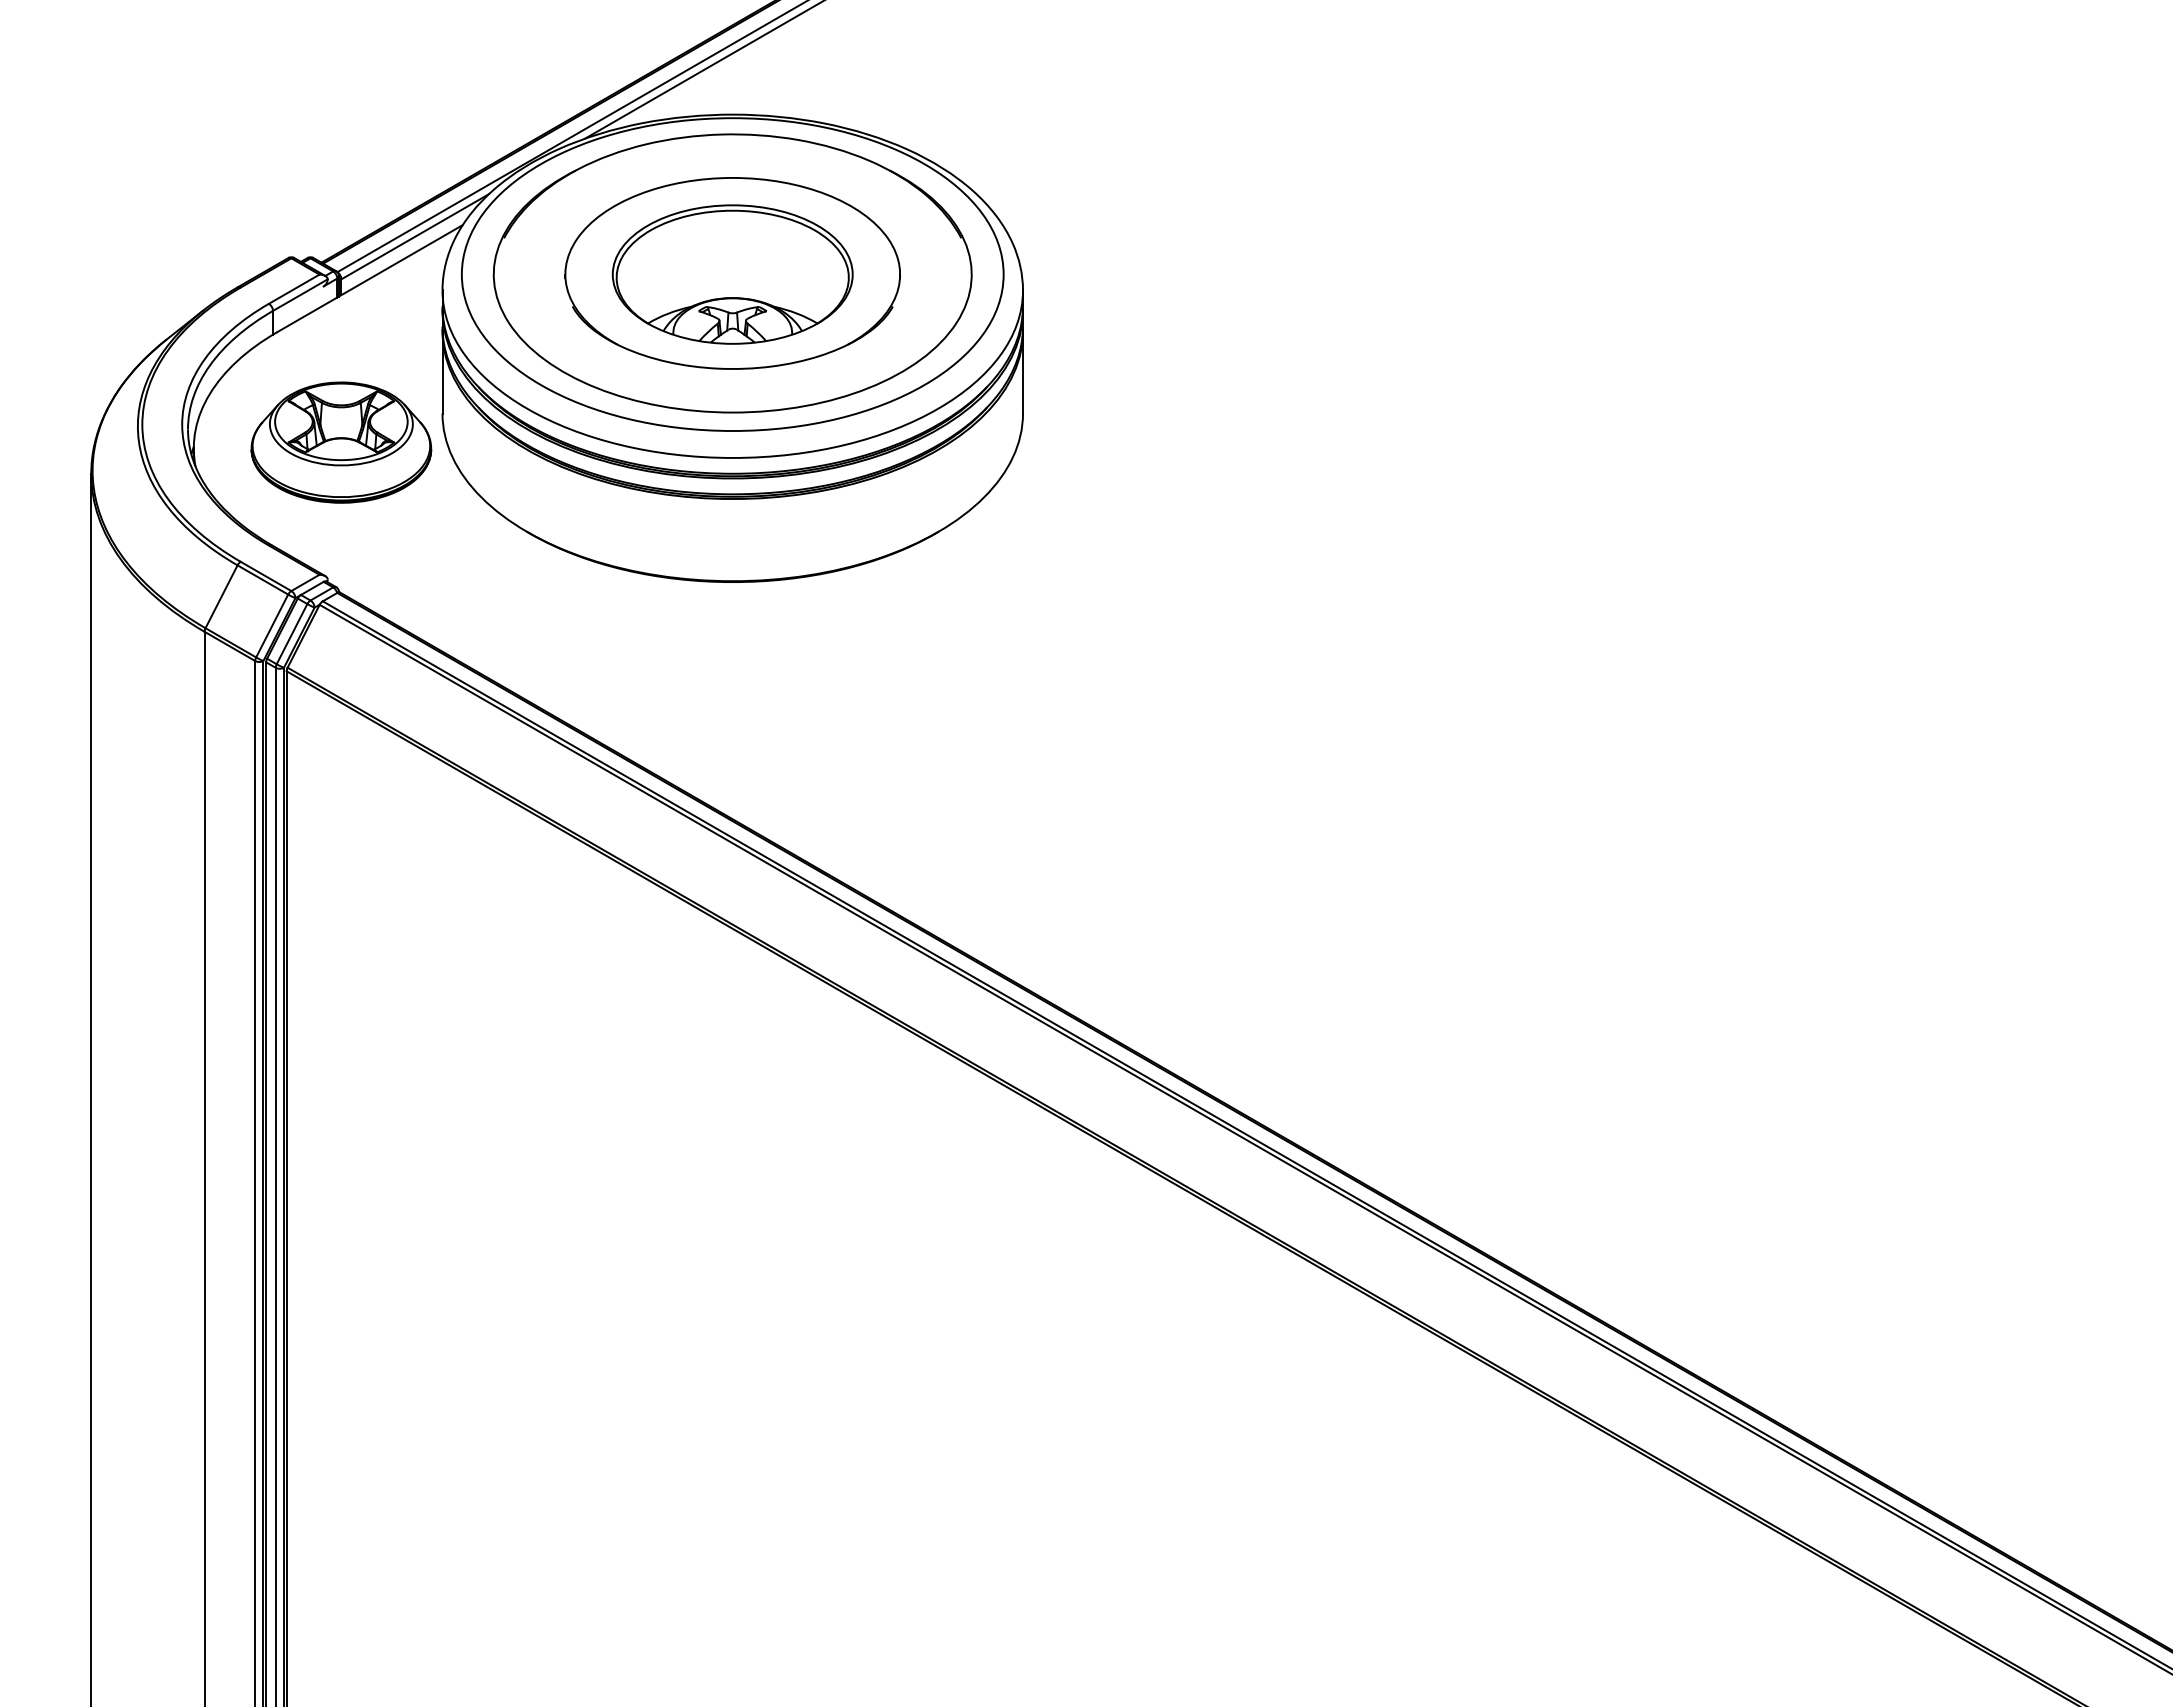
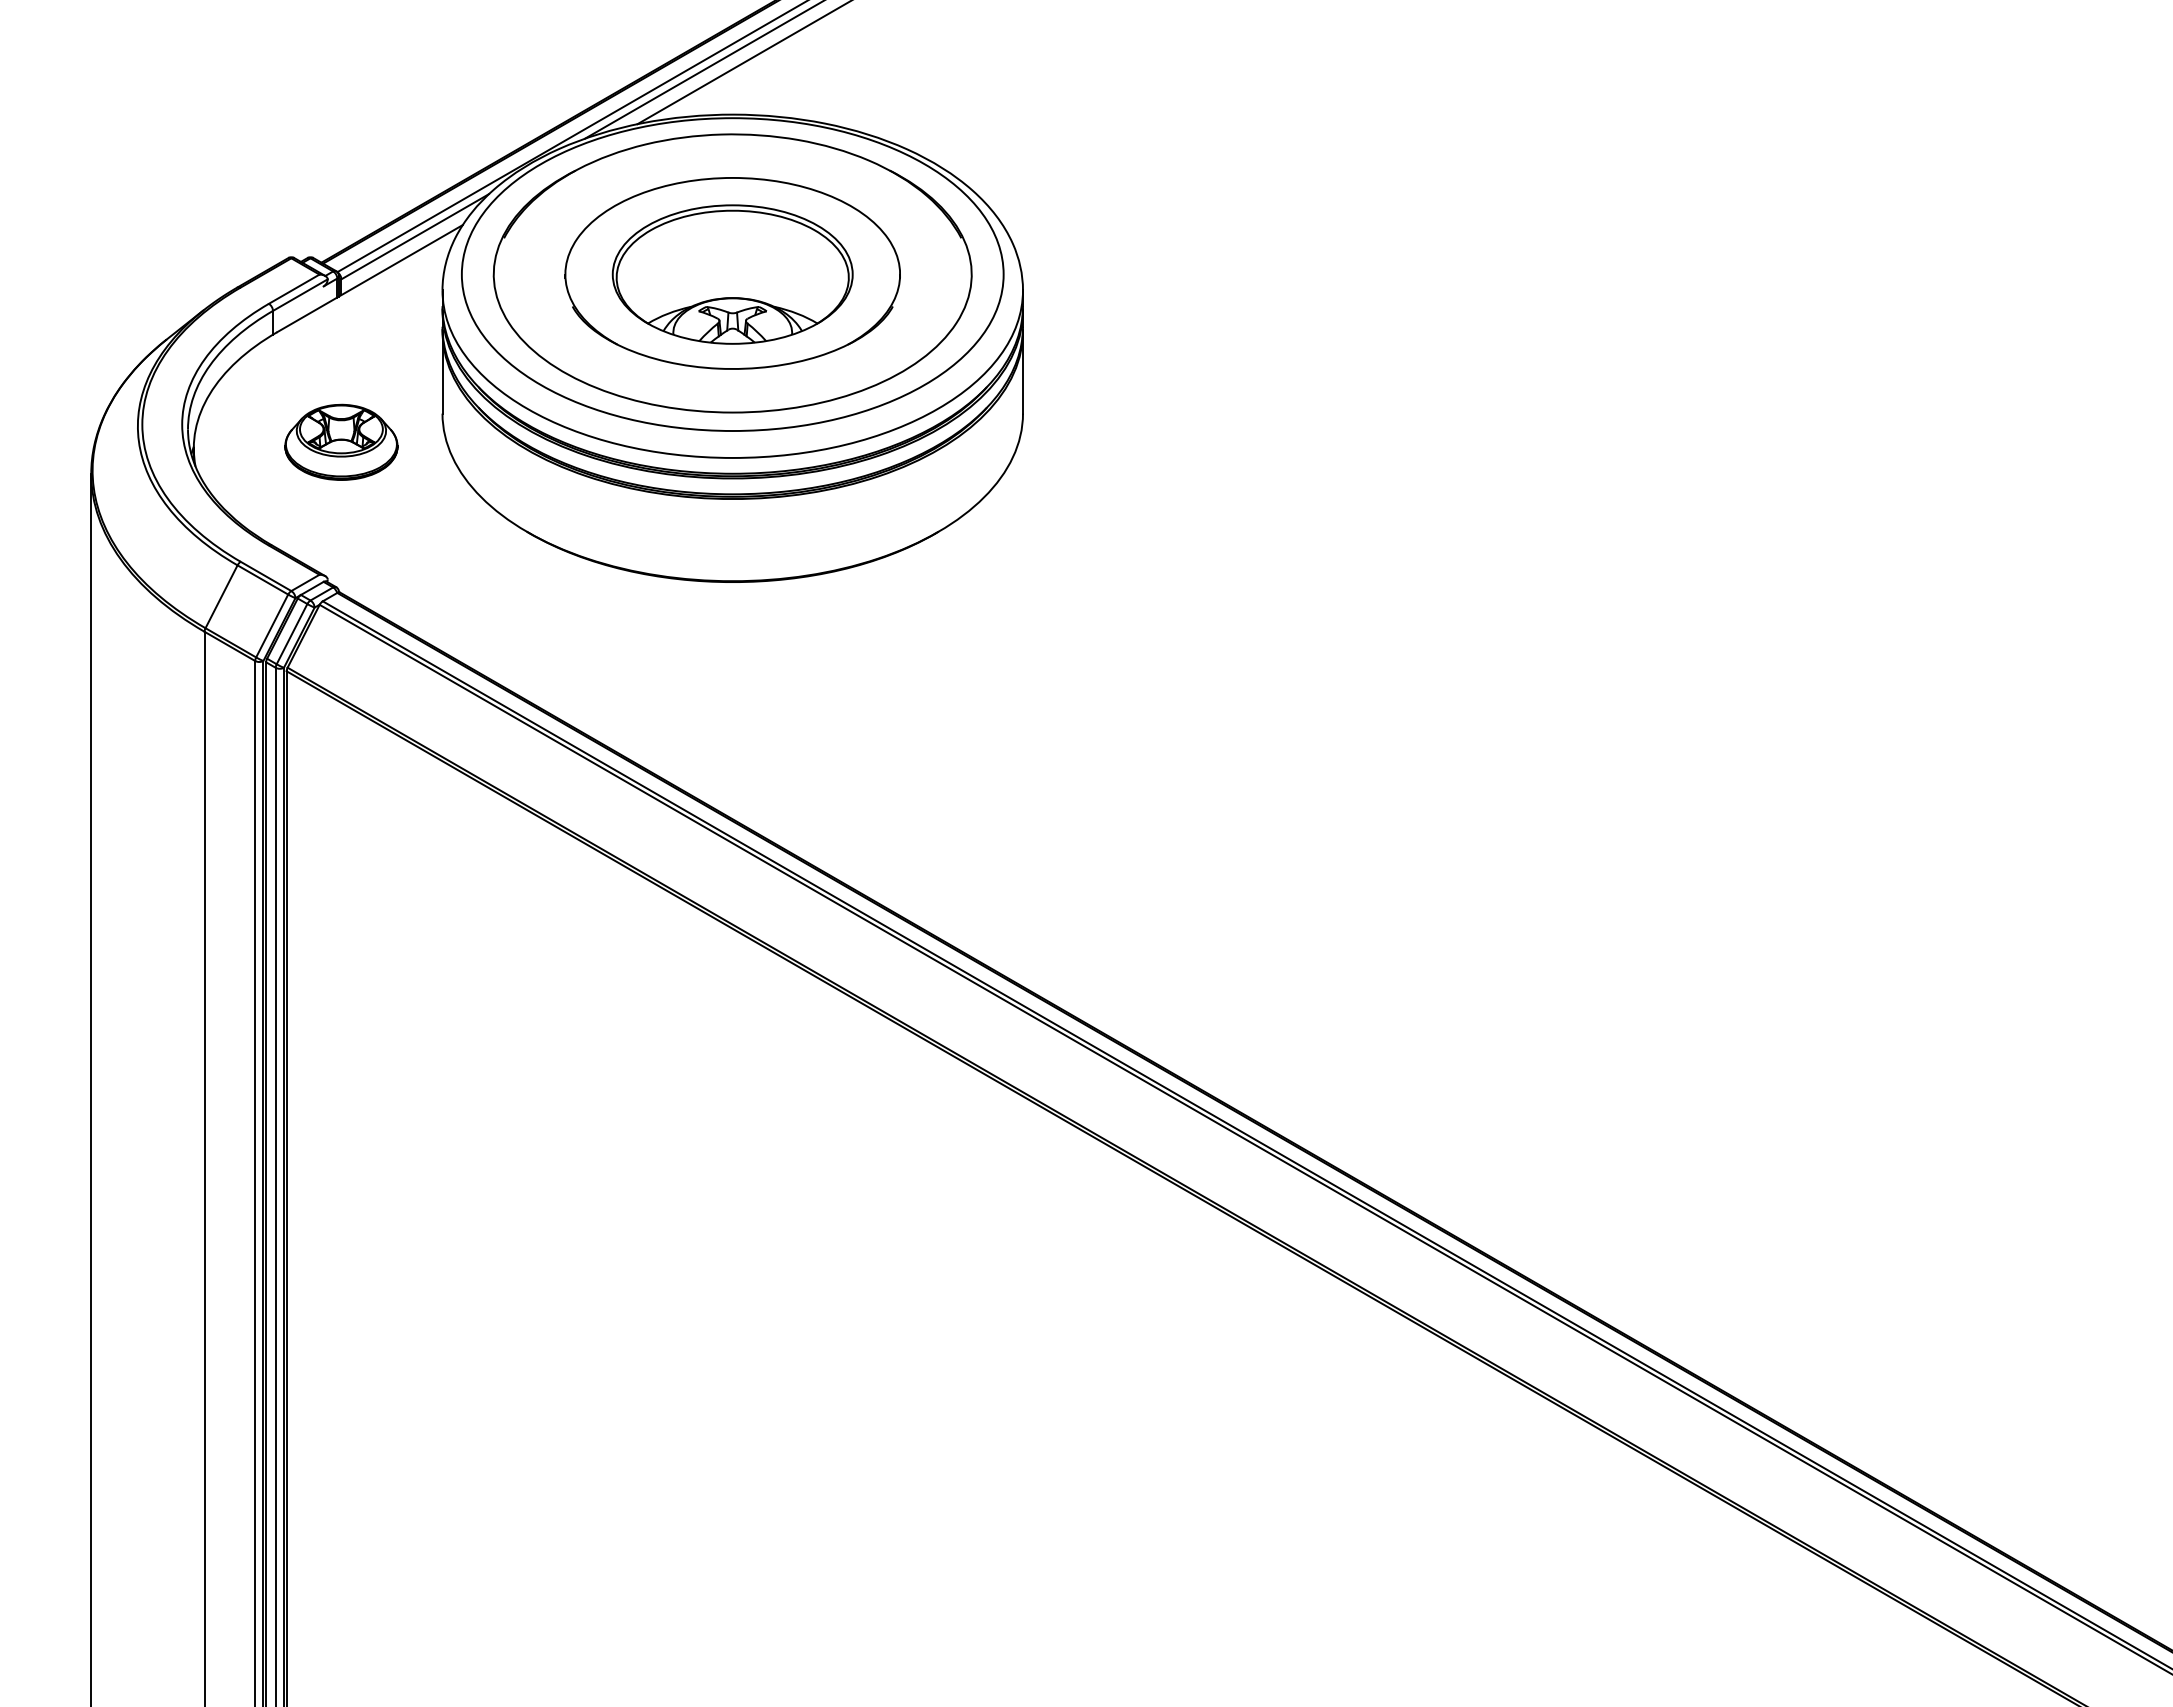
line: none -> present (742, 63)
part size: 183x123 px -> 115x78 px (341, 441)
